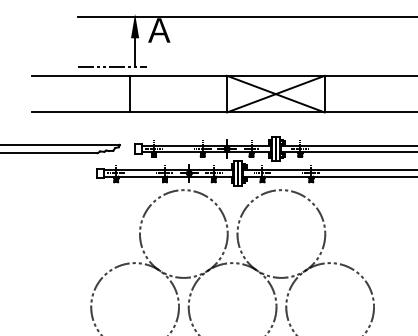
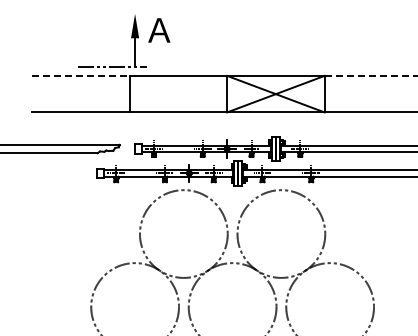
line: present -> none (246, 17)
line: solid -> dashed (80, 75)
line: solid -> dashed (371, 75)
